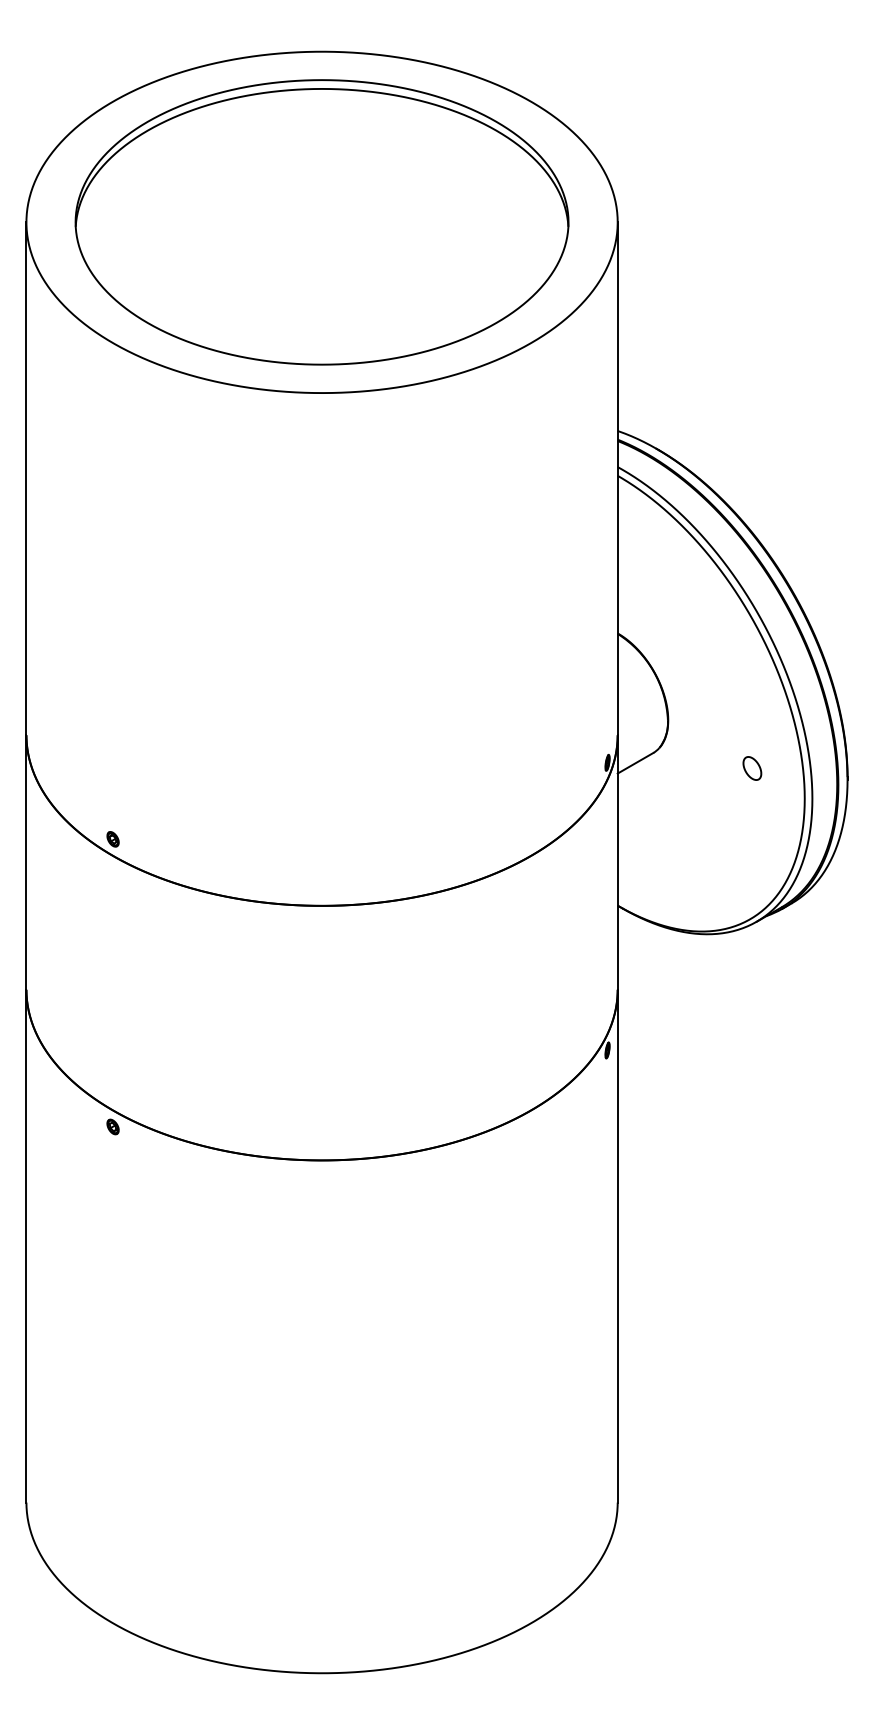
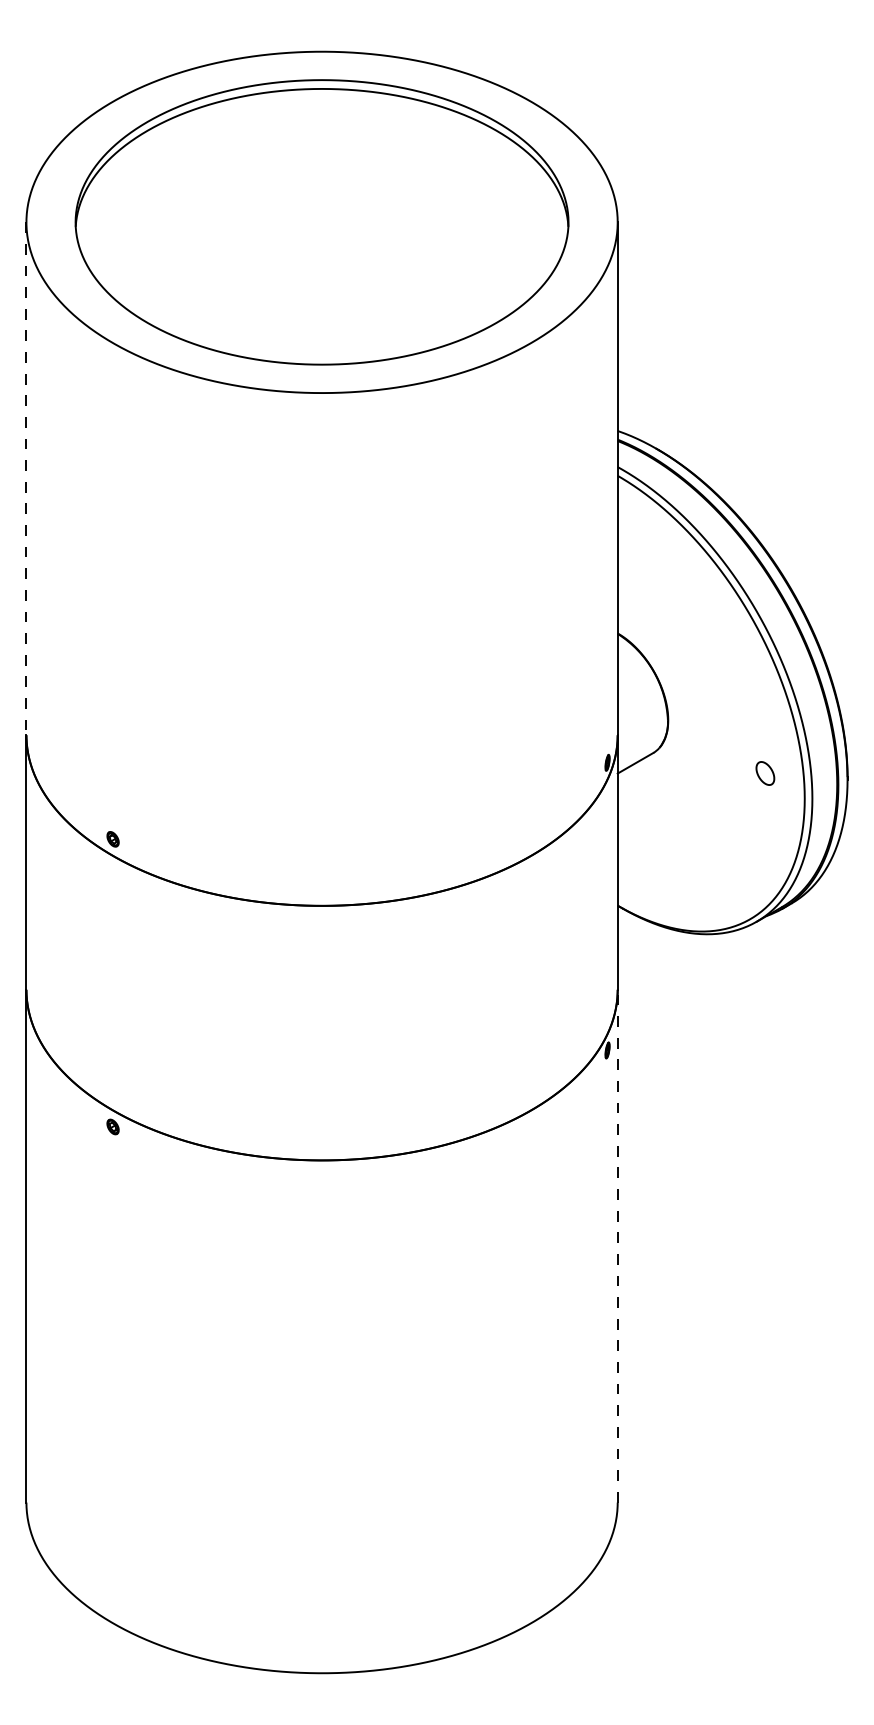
line: solid -> dashed (26, 479)
part position: (752, 768) -> (765, 773) (765, 773)
line: solid -> dashed (617, 1245)
